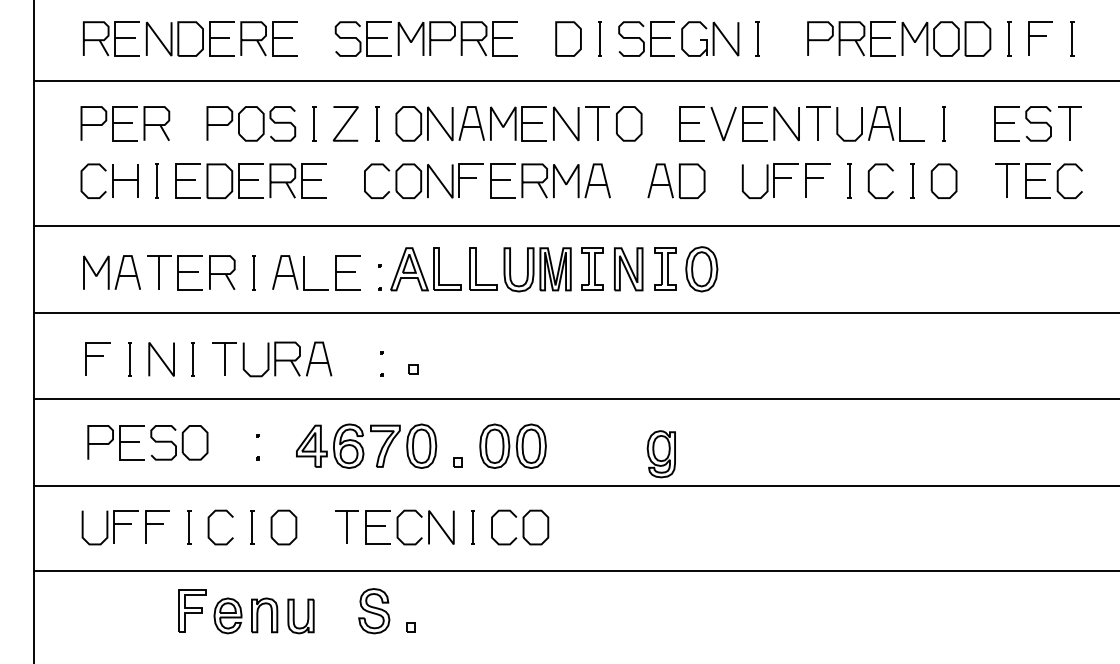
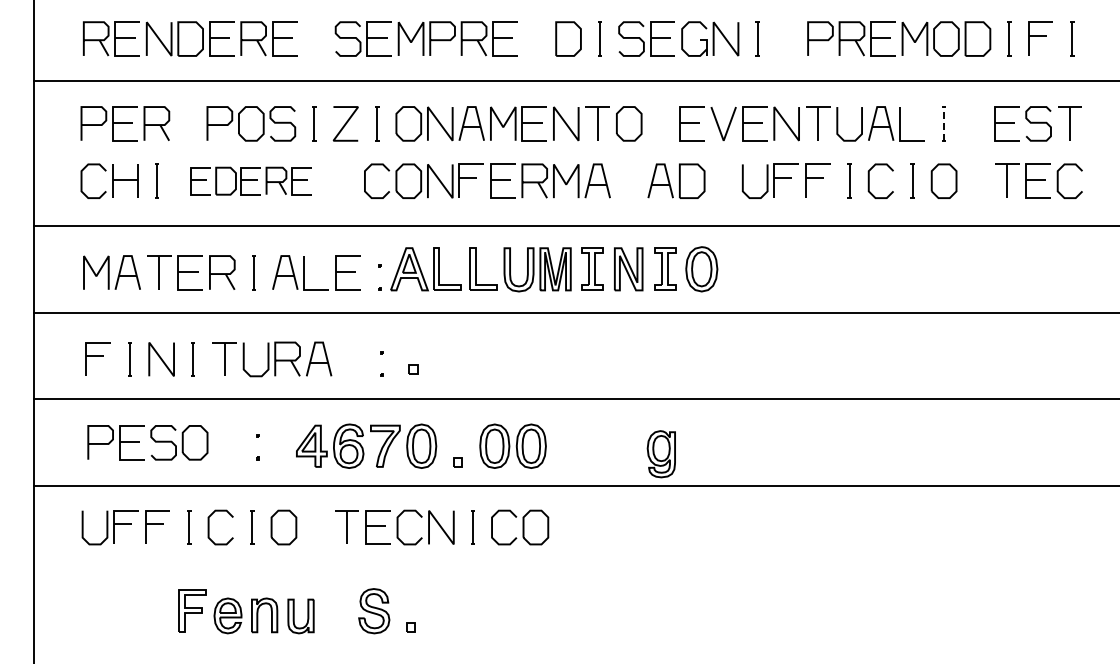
line: solid -> dashed (944, 123)
part size: 152x36 px -> 122x30 px (250, 180)
line: present -> none (574, 570)
